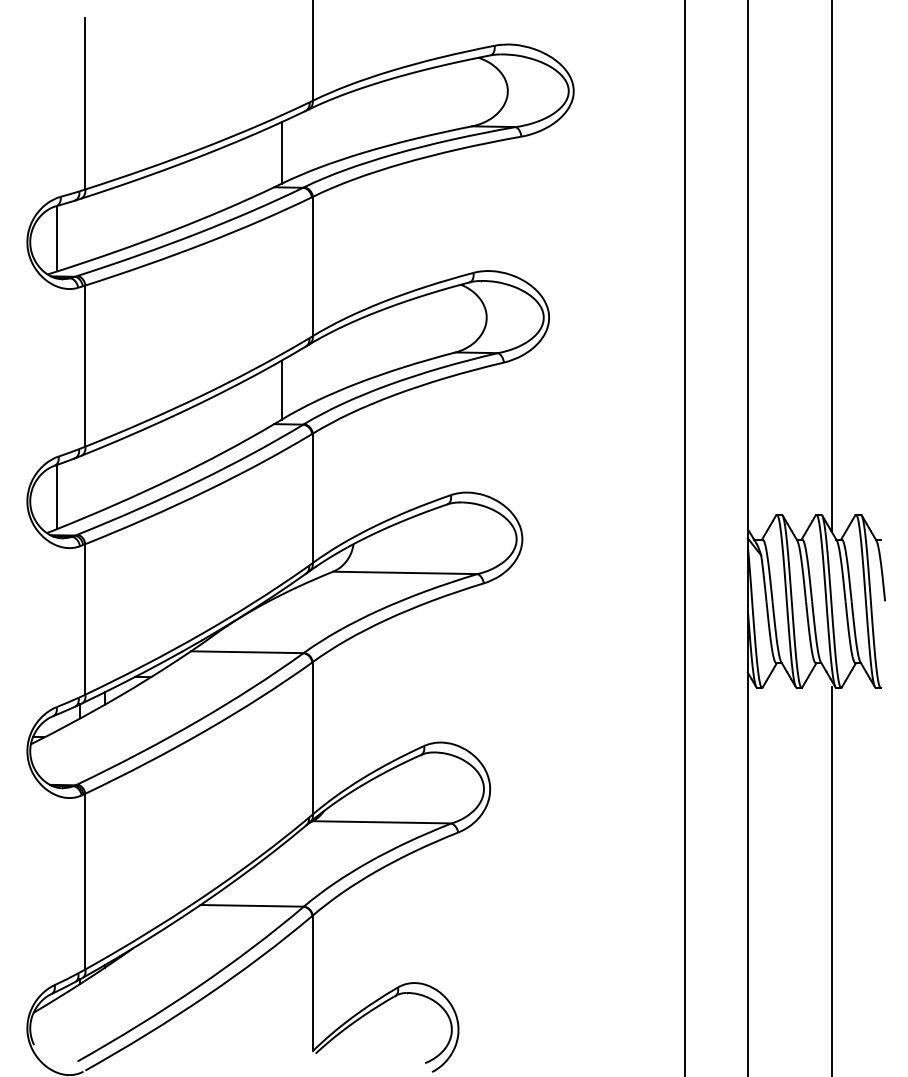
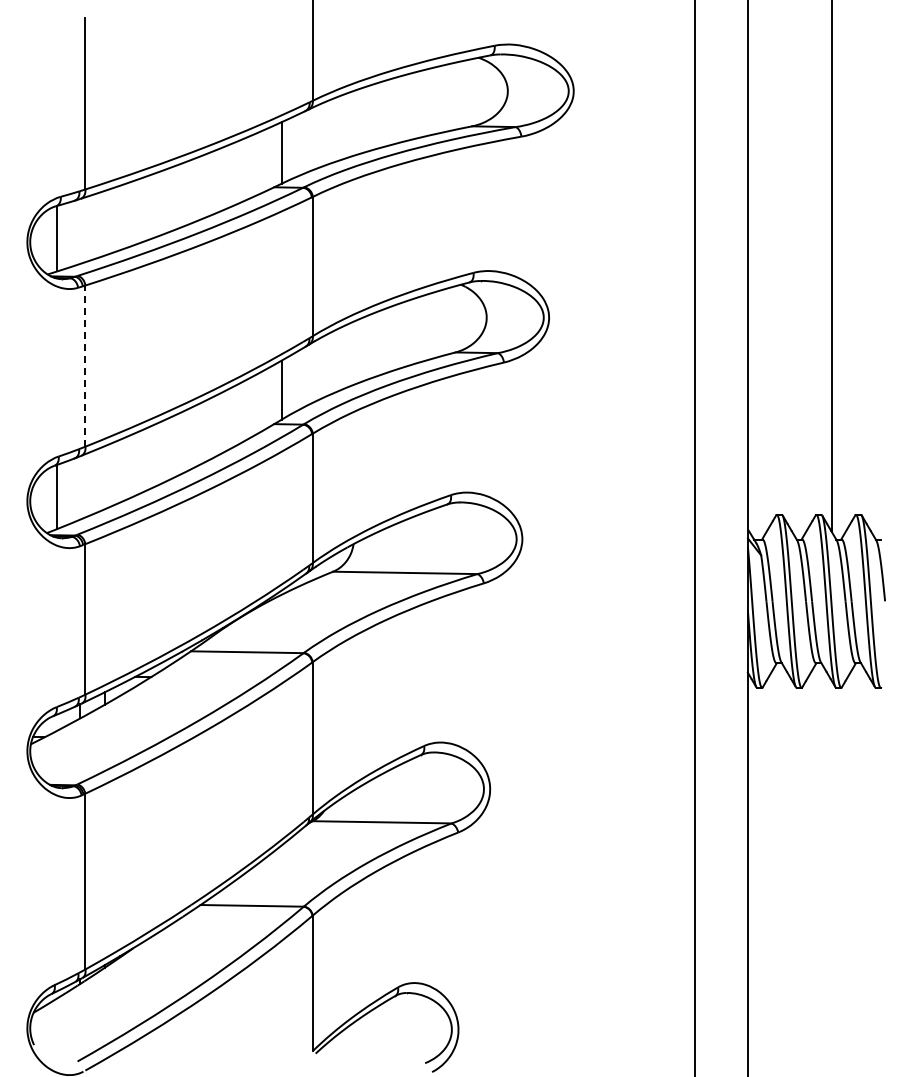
line: solid -> dashed (85, 366)
line position: (684, 537) -> (694, 537) (694, 537)
line: present -> none (831, 880)
